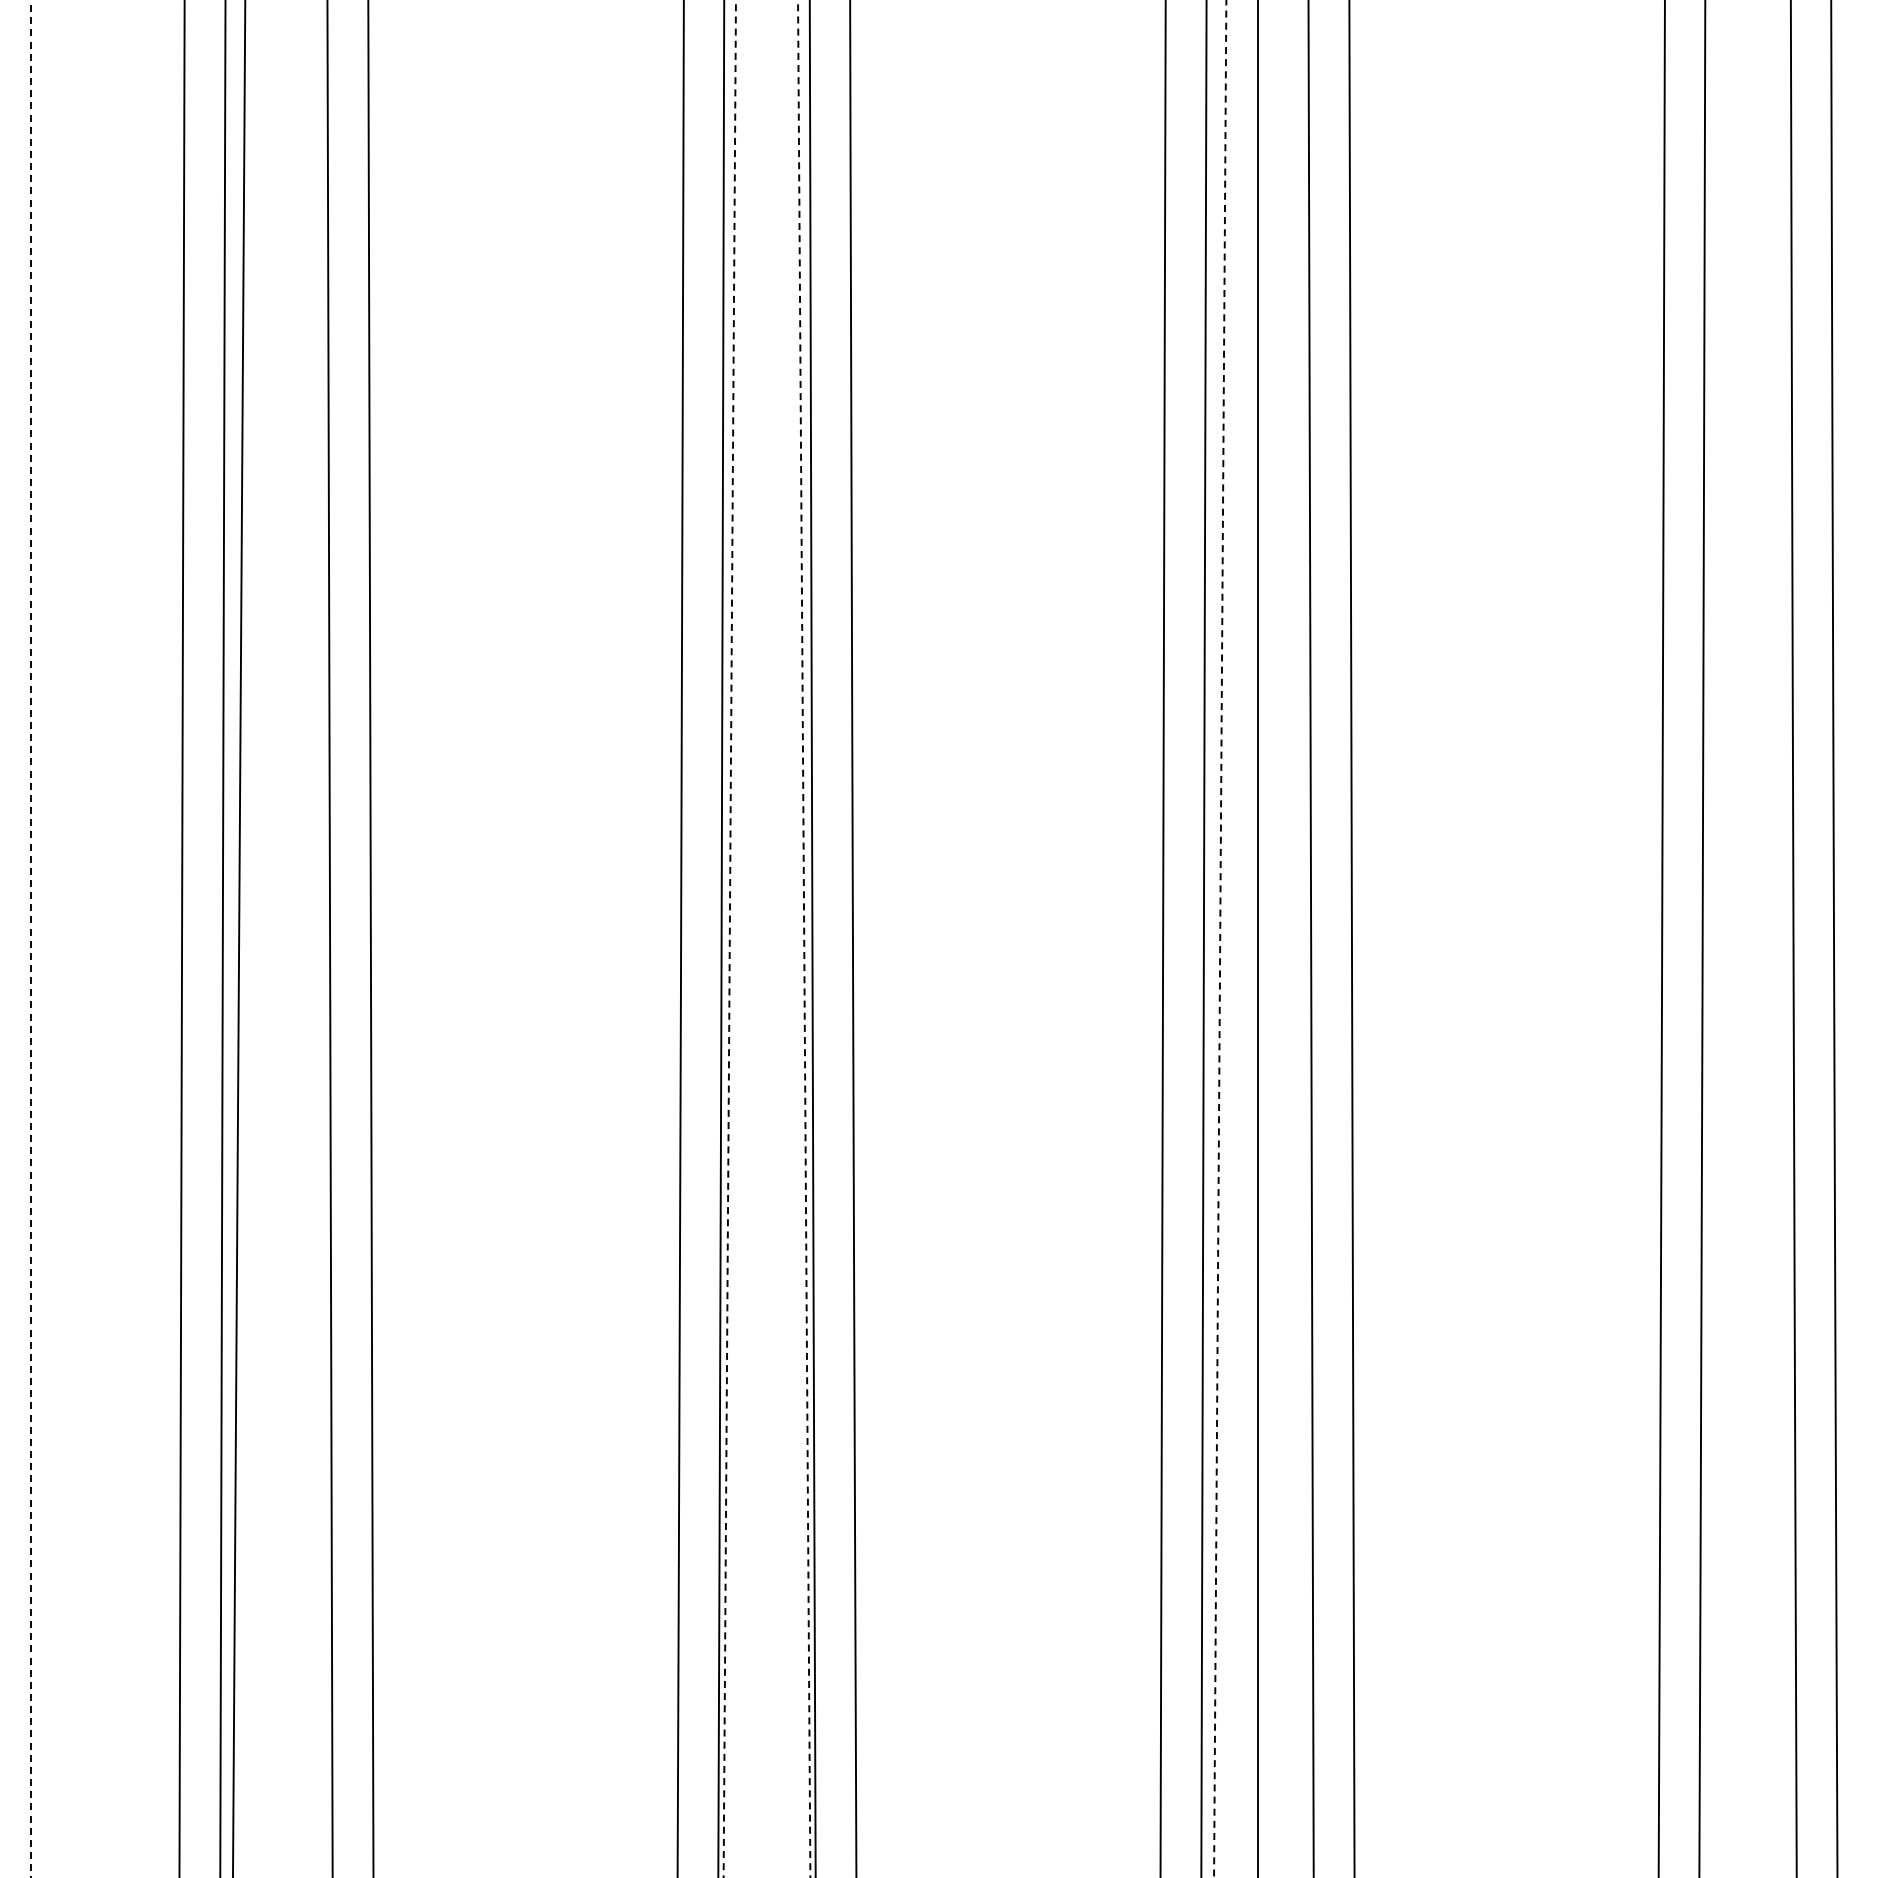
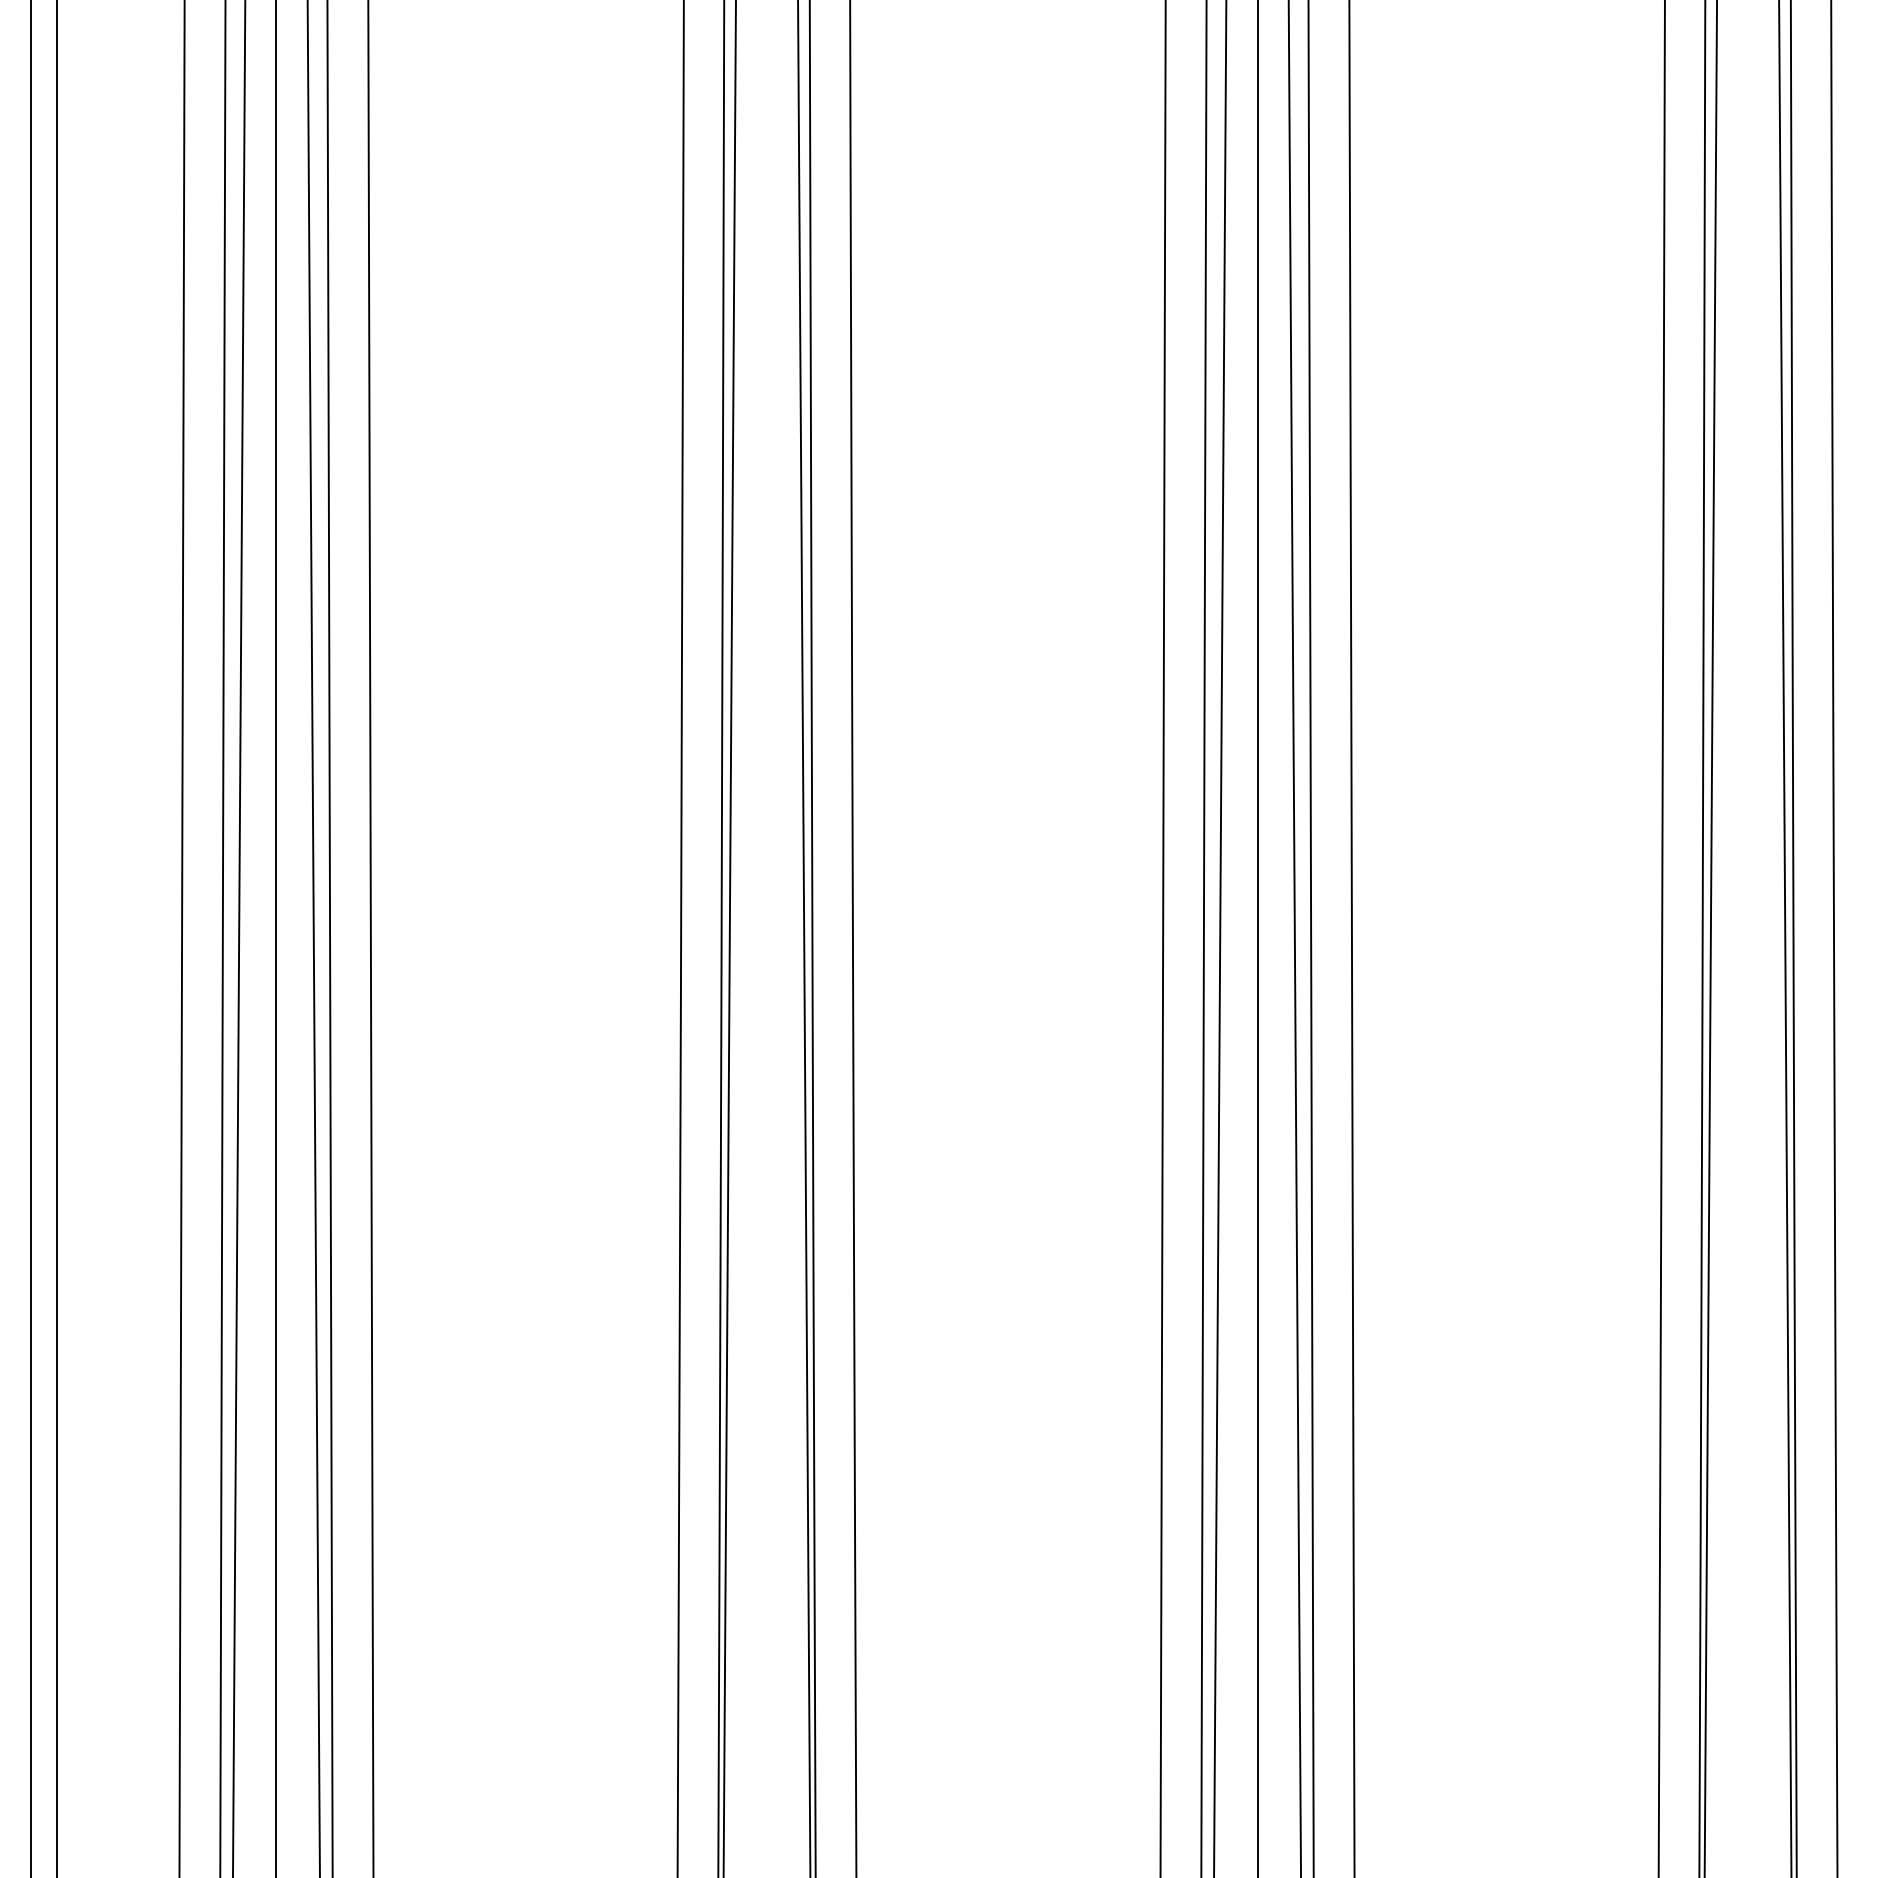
line: none -> present (56, 938)
line: none -> present (276, 938)
line: none -> present (313, 938)
line: none -> present (1294, 938)
line: none -> present (1710, 938)
line: none -> present (1785, 938)
line: dashed -> solid (31, 939)
line: dashed -> solid (729, 939)
line: dashed -> solid (804, 939)
line: dashed -> solid (1220, 939)
